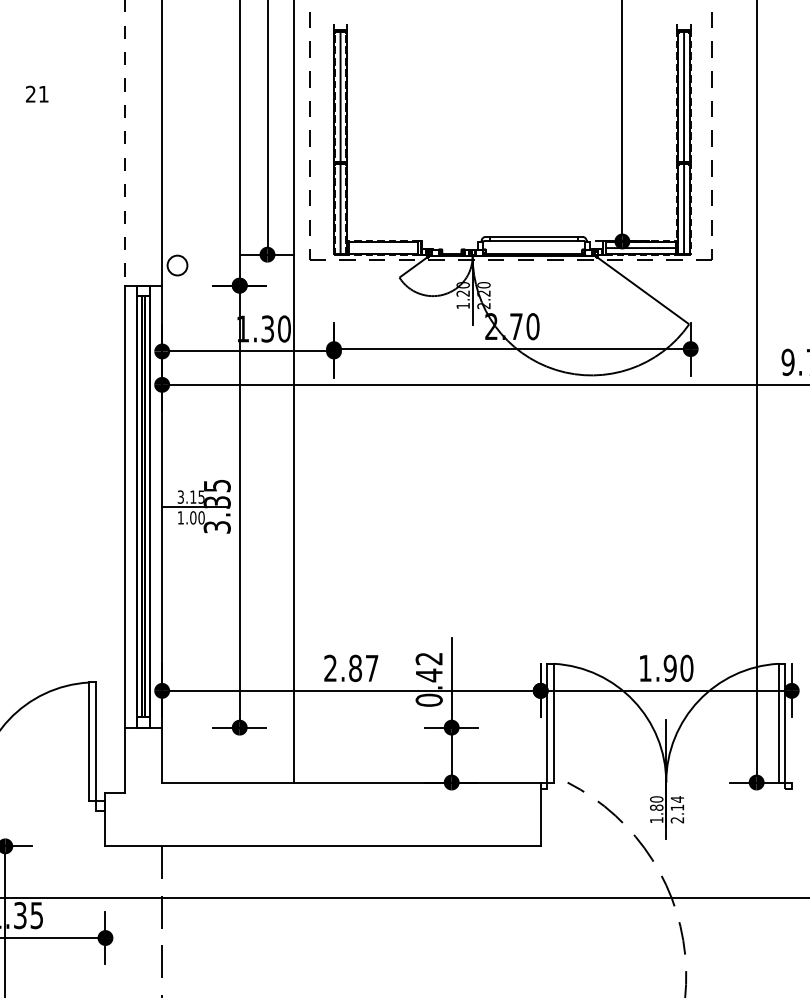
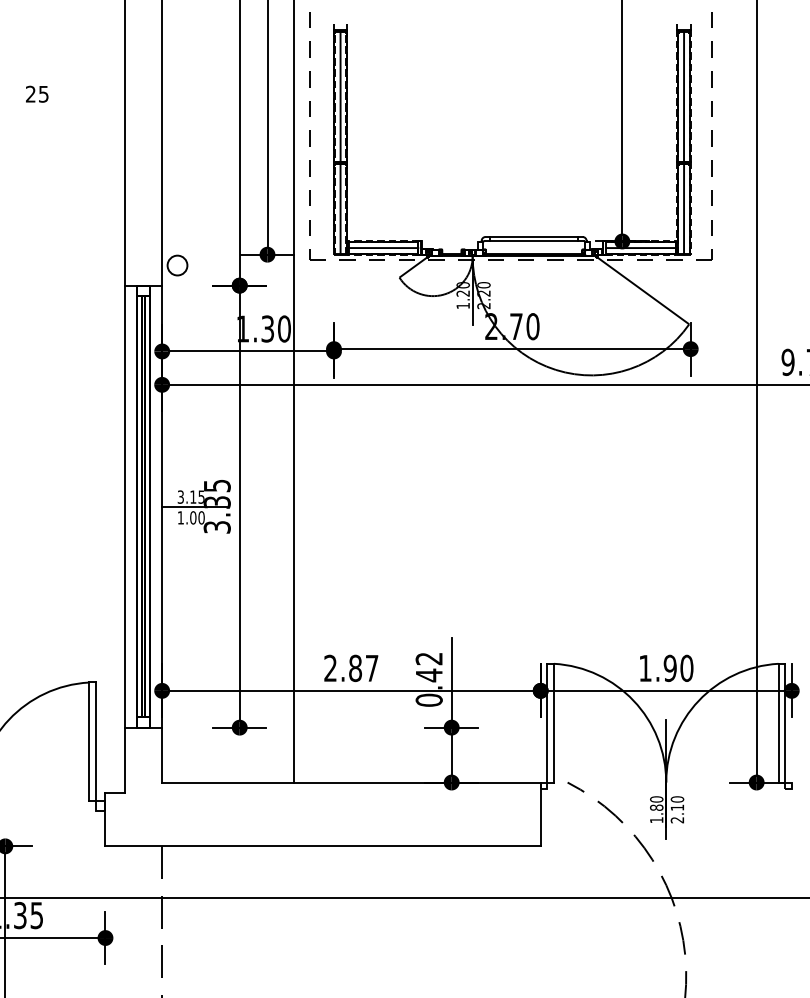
text: 21 -> 25 (43, 94)
line: dashed -> solid (125, 143)
line: none -> present (383, 248)
text: 2.14 -> 2.10 (677, 799)
